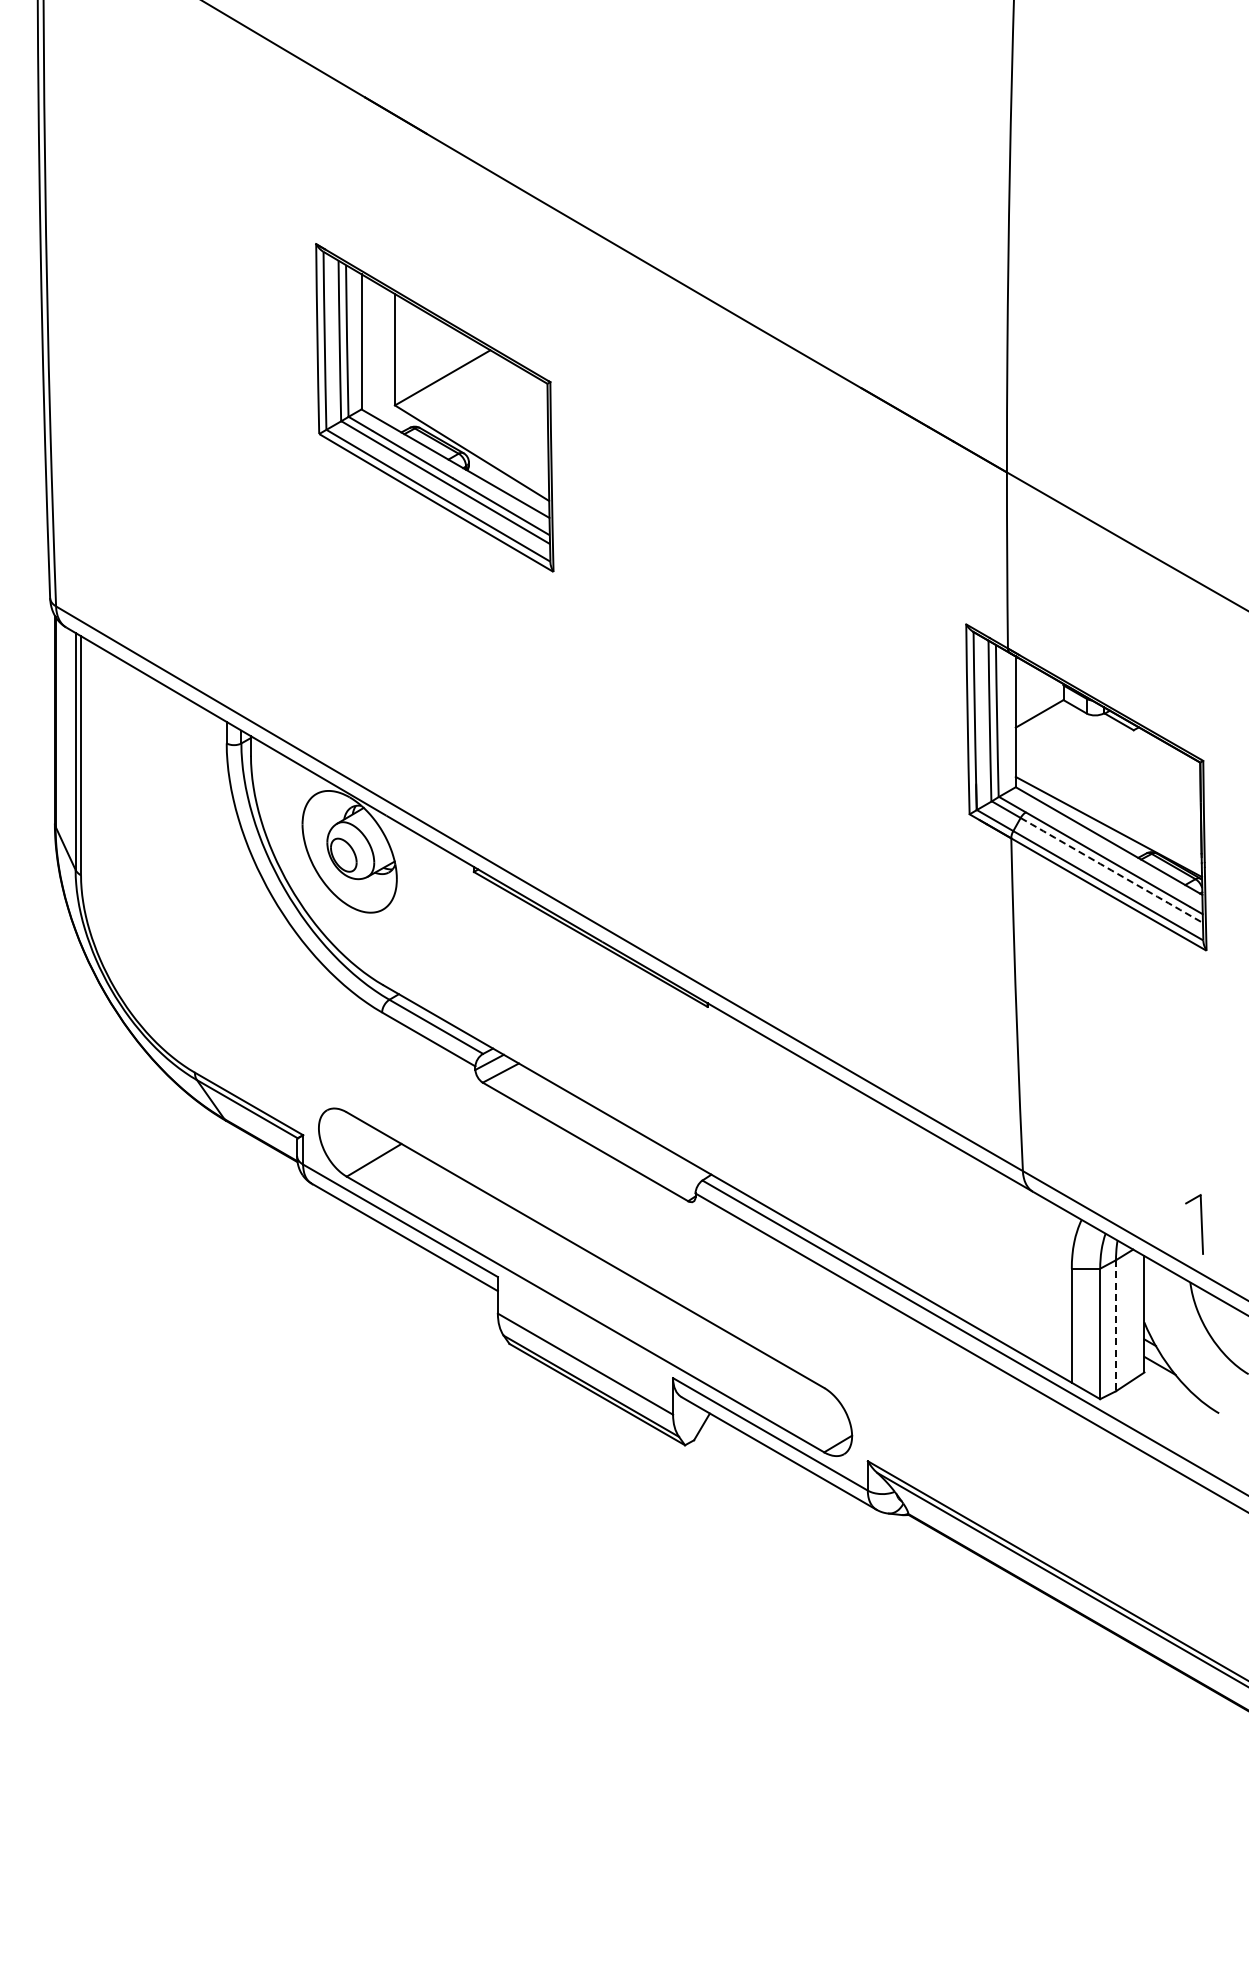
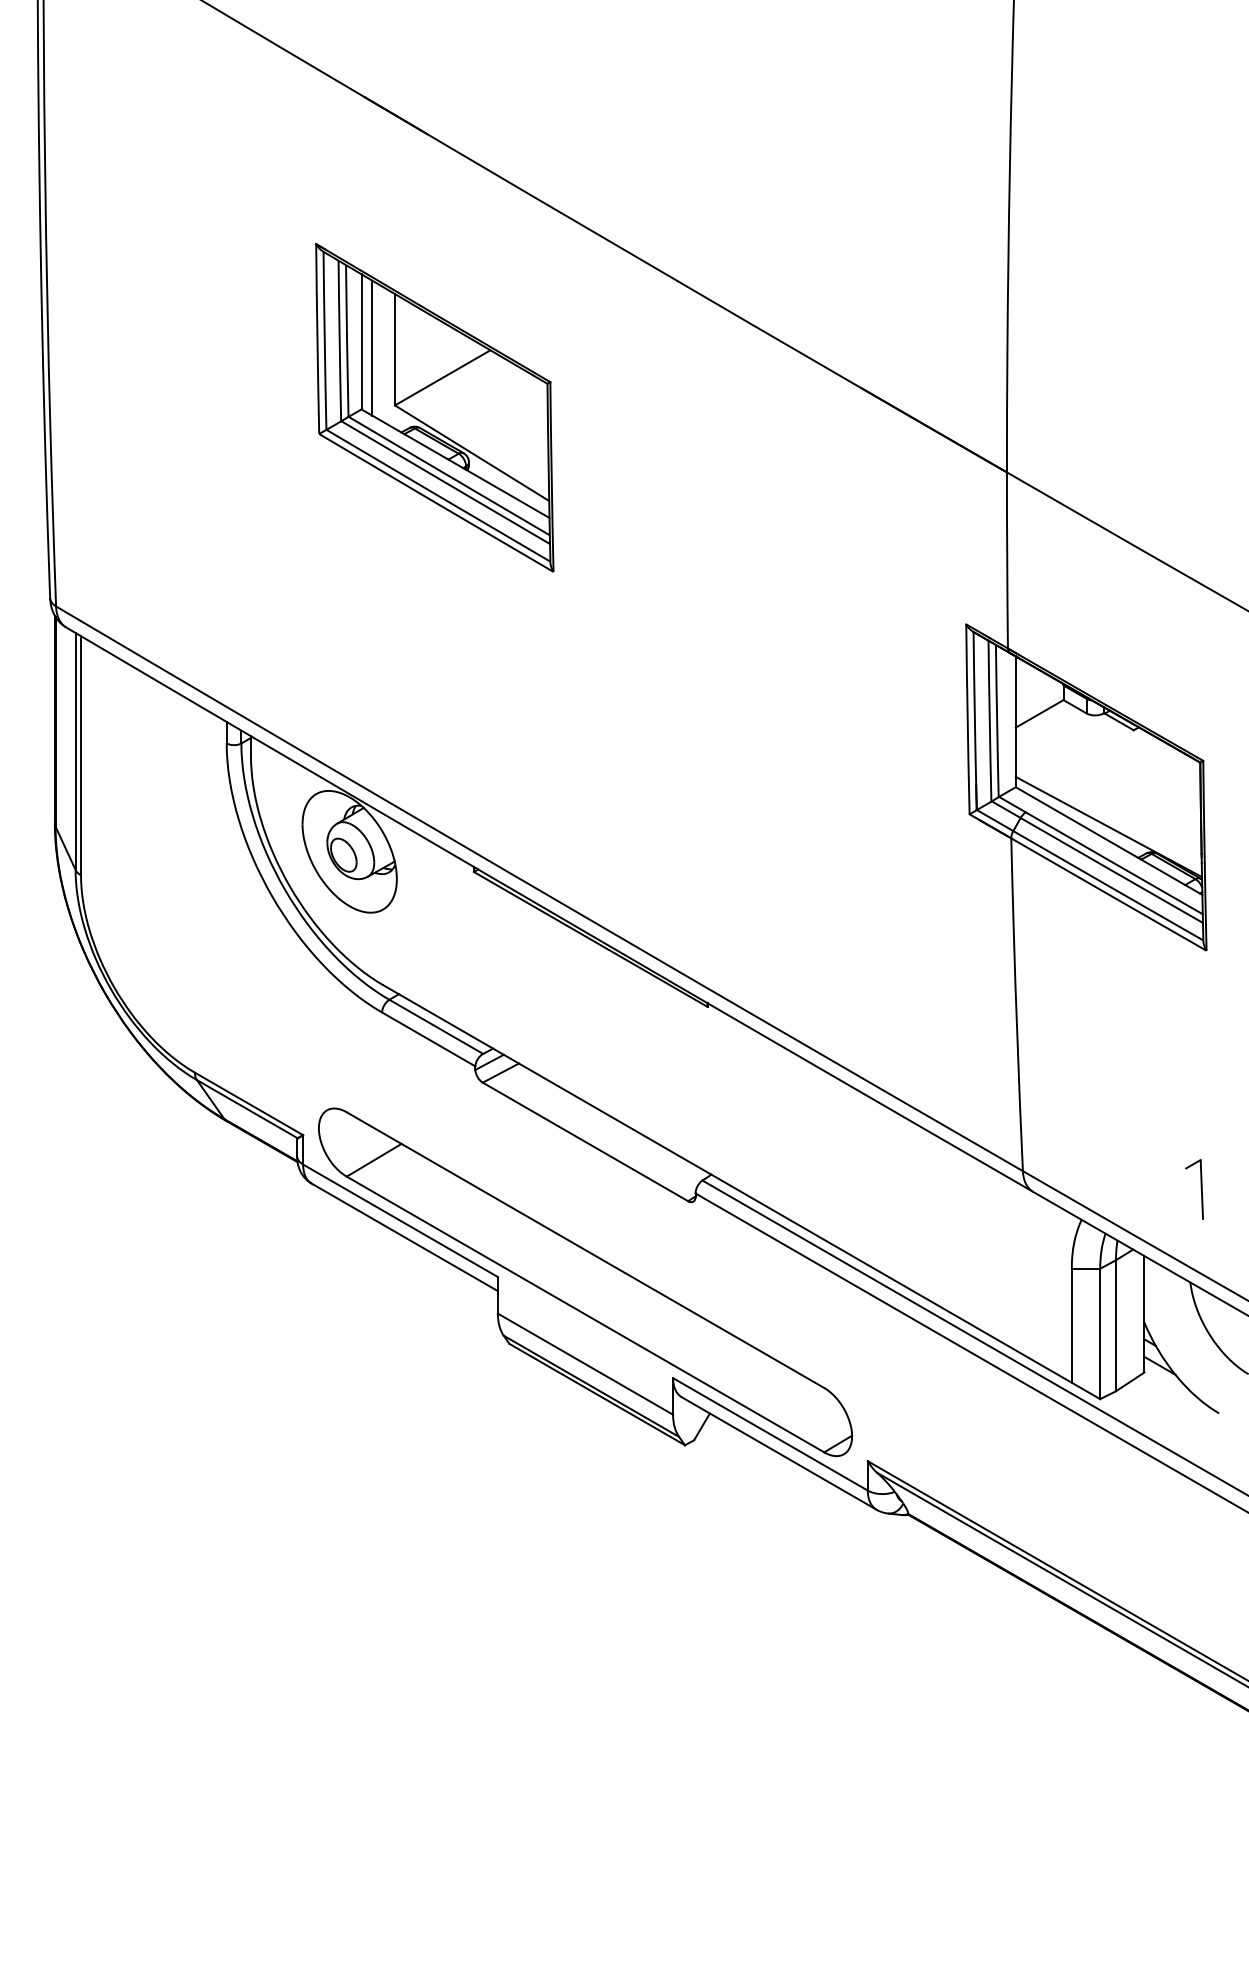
line: none -> present (372, 347)
arc: dashed -> solid (1111, 870)
part position: (1200, 1223) -> (1200, 1188) (1200, 1188)
line: dashed -> solid (1116, 1325)
